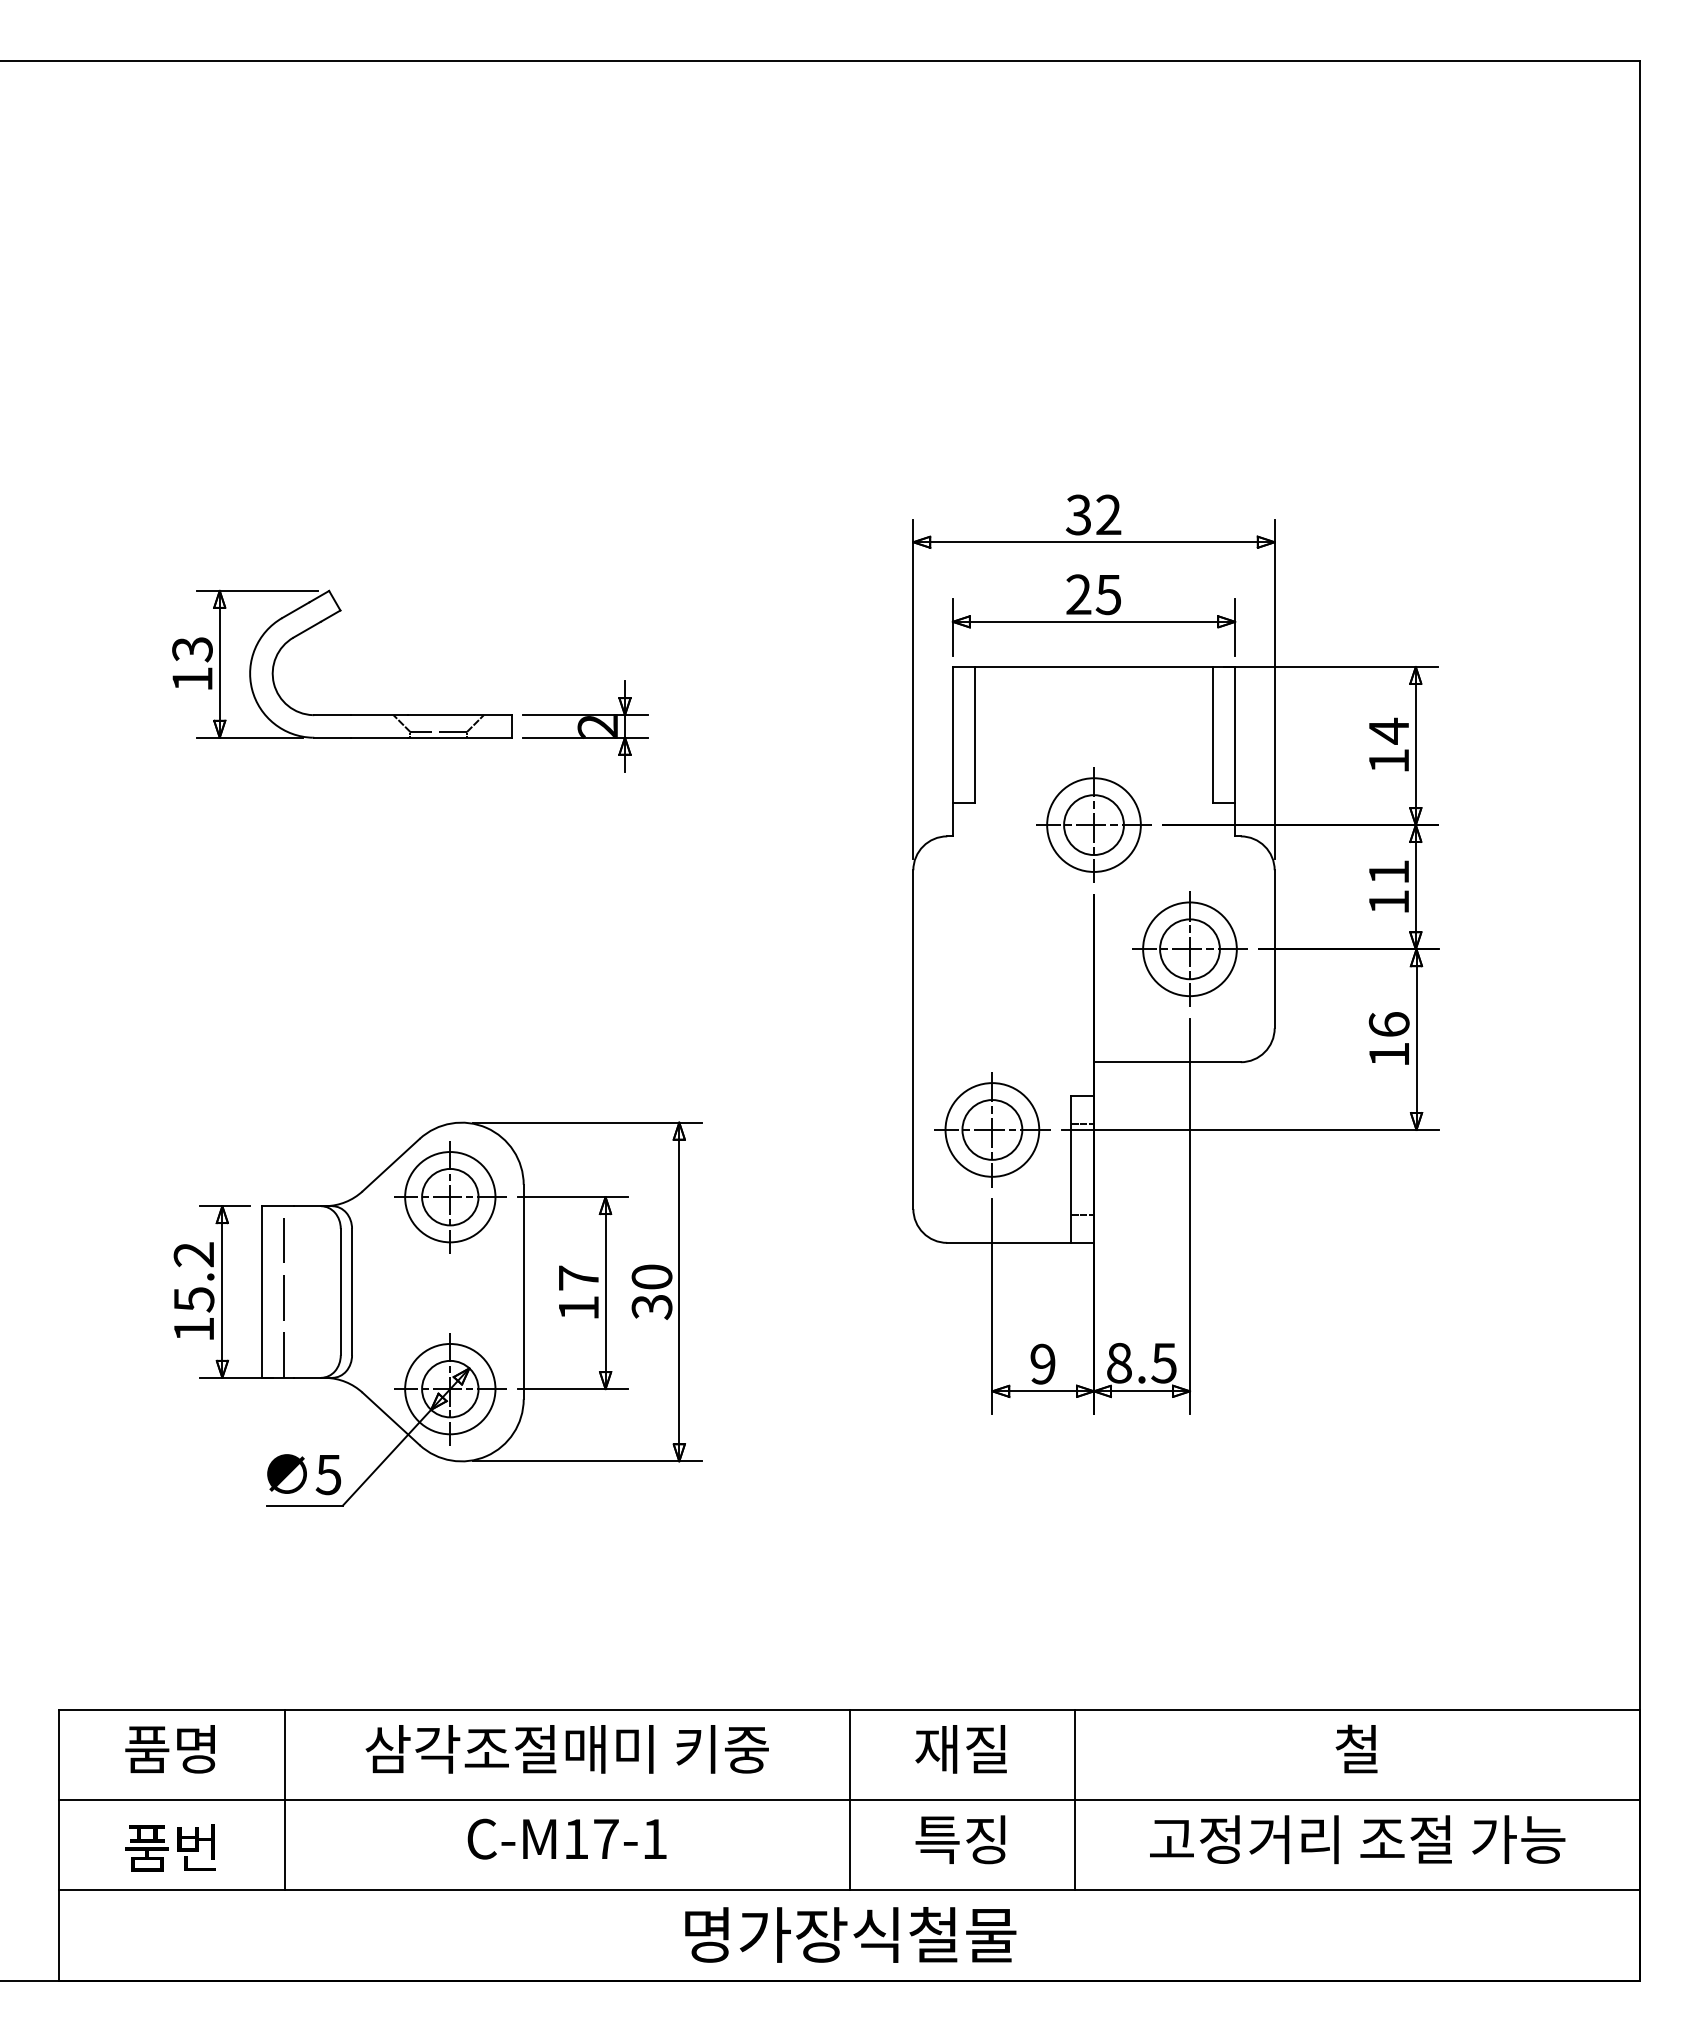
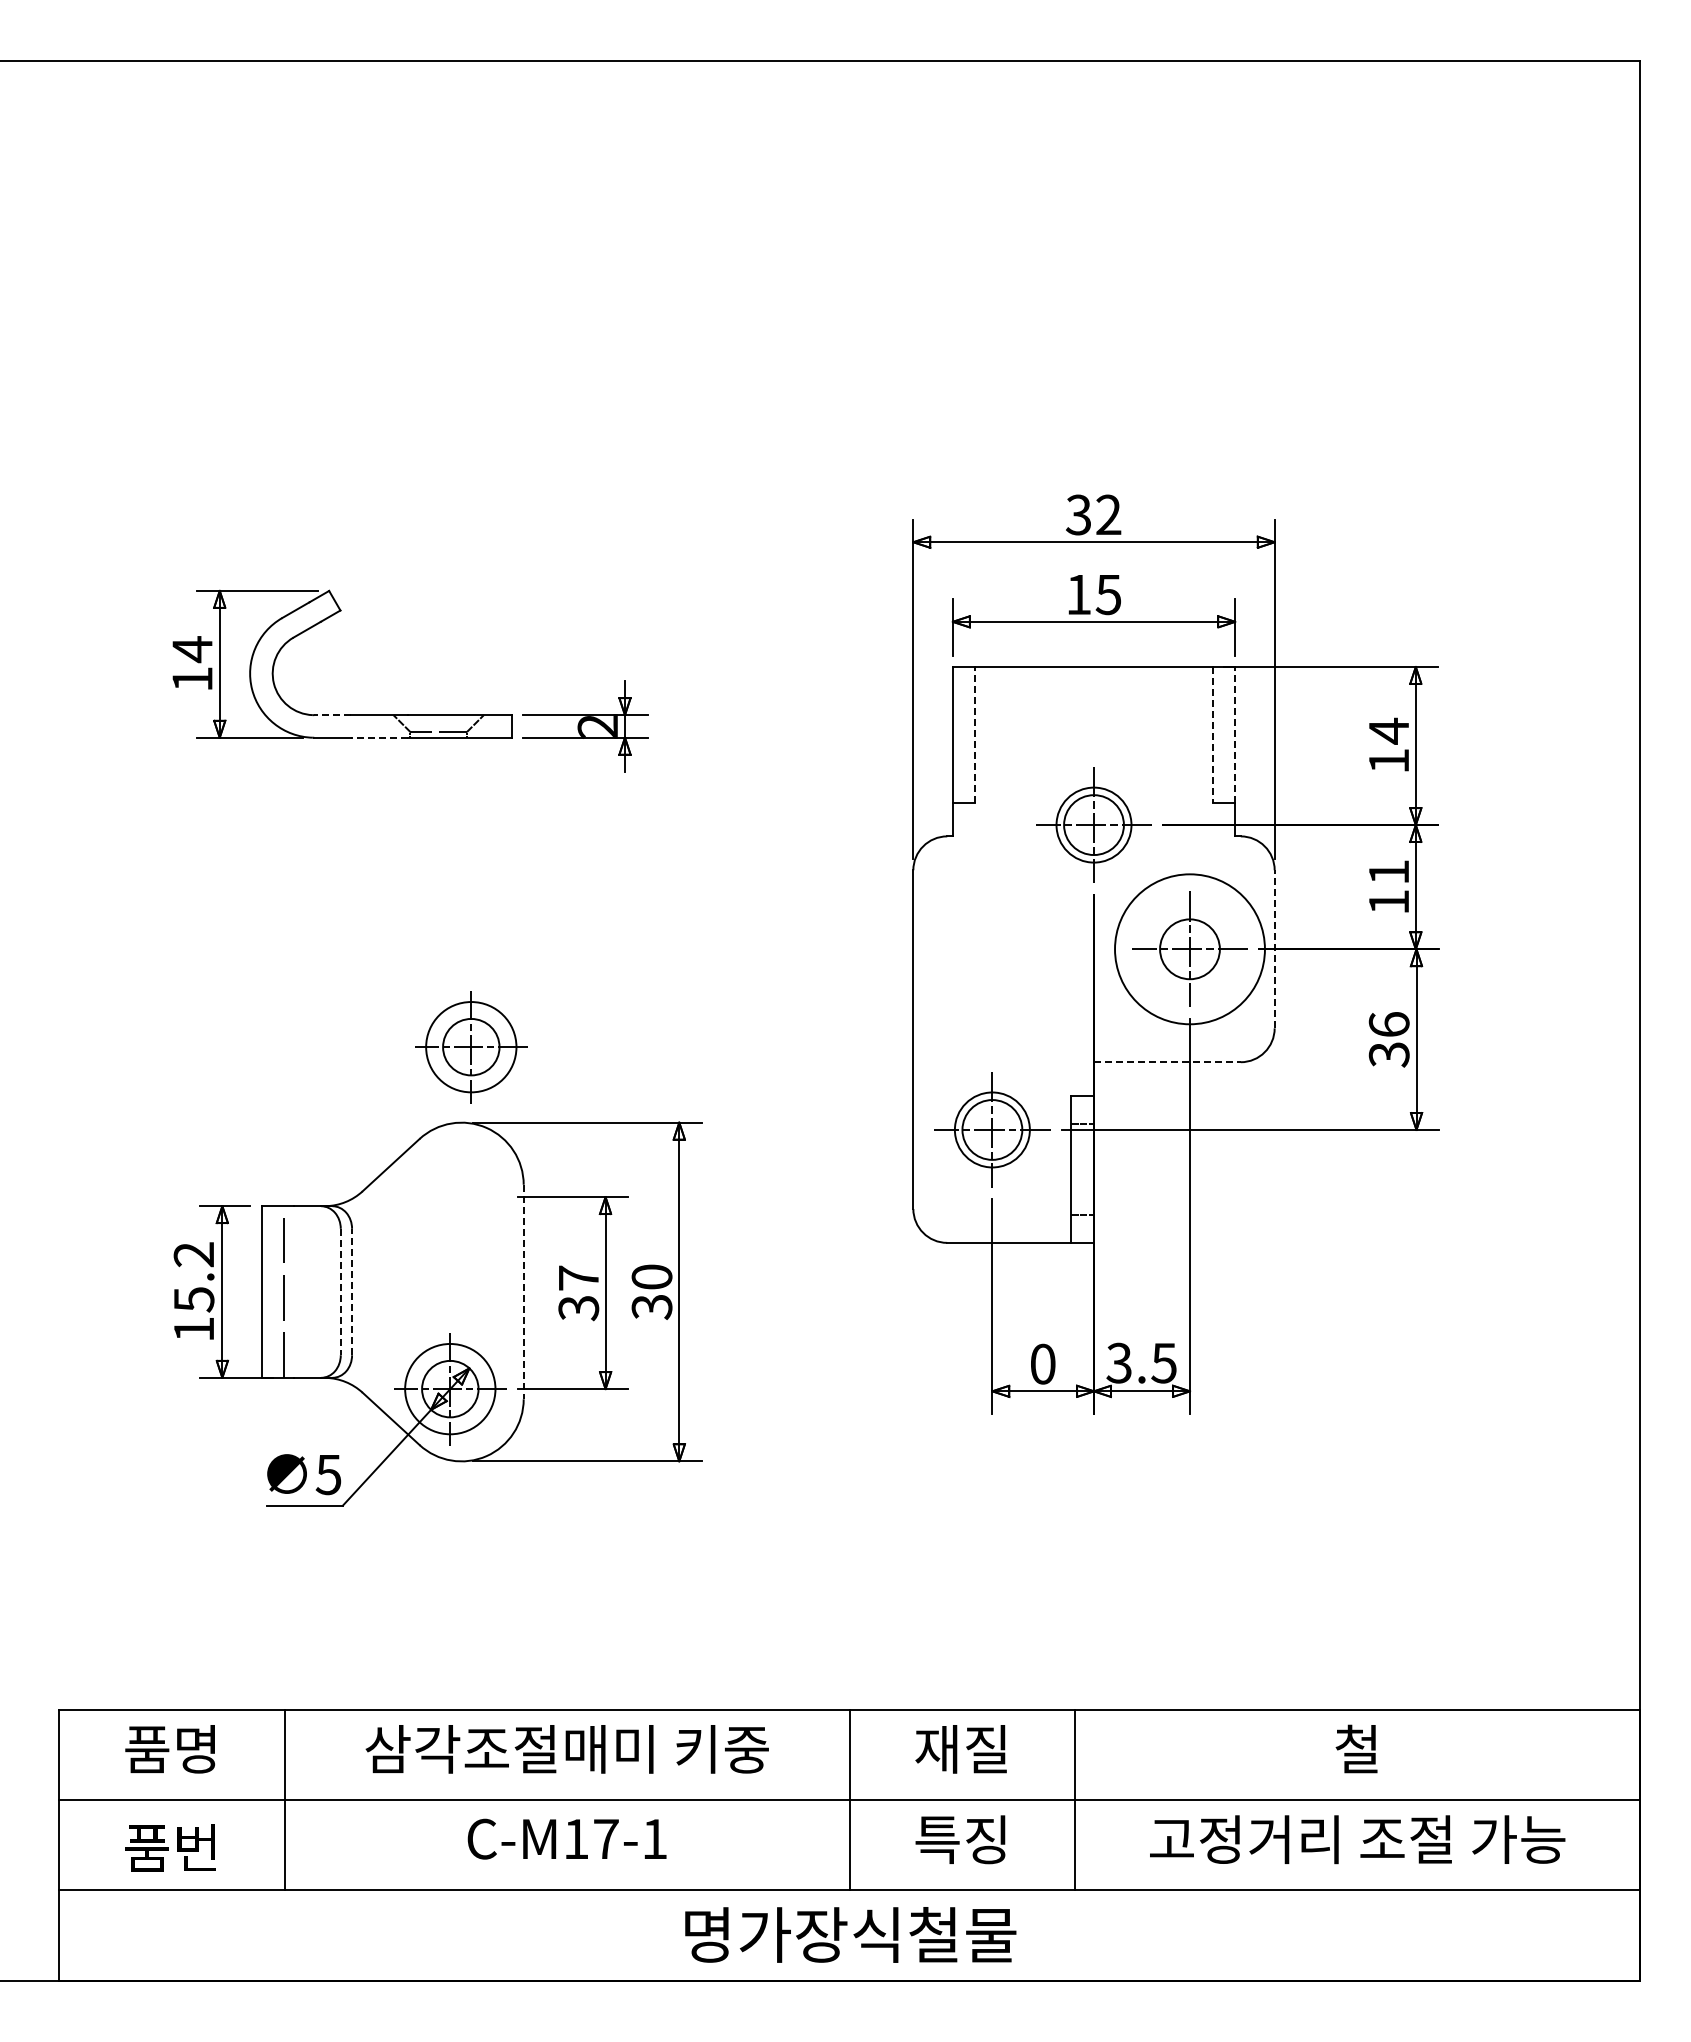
text: 25 -> 15 (1078, 594)
text: 13 -> 14 (192, 649)
line: solid -> dashed (332, 715)
line: solid -> dashed (975, 734)
line: solid -> dashed (1212, 734)
line: solid -> dashed (1235, 734)
line: solid -> dashed (378, 737)
circle diameter: 94 px -> 75 px (1093, 824)
line: solid -> dashed (1274, 948)
circle diameter: 94 px -> 150 px (1189, 949)
text: 16 -> 36 (1388, 1054)
line: solid -> dashed (1167, 1062)
circle diameter: 94 px -> 75 px (991, 1129)
part position: (450, 1197) -> (471, 1047) (471, 1047)
line: solid -> dashed (352, 1291)
line: solid -> dashed (340, 1292)
line: solid -> dashed (523, 1292)
text: 17 -> 37 (578, 1308)
text: 8.5 -> 3.5 (1118, 1362)
text: 9 -> 0 (1042, 1363)
